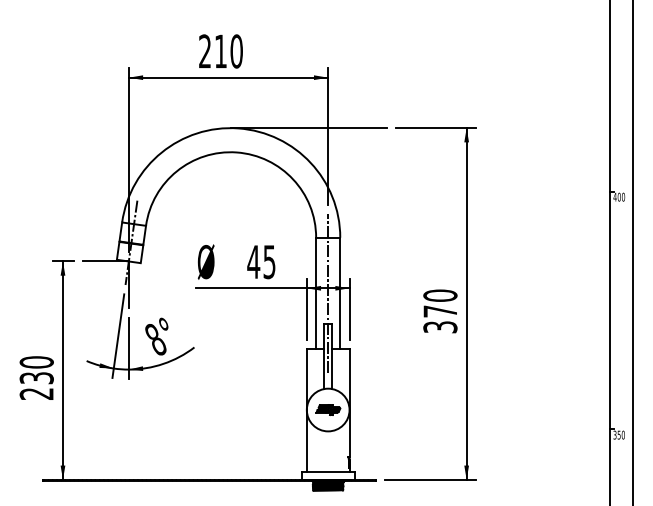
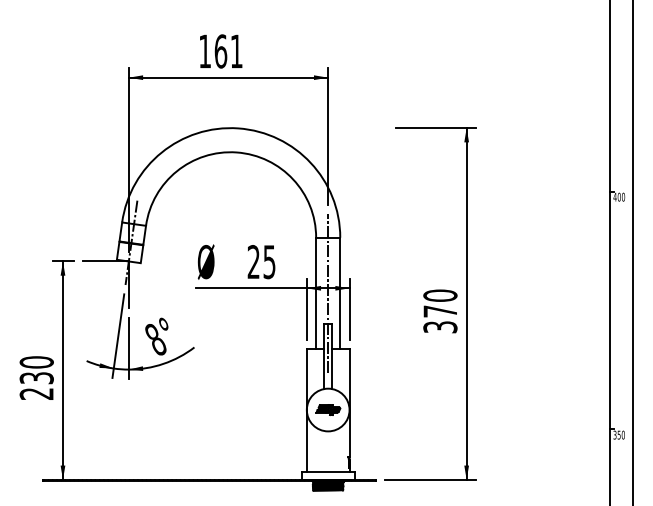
text: 210 -> 161 (220, 51)
line: present -> none (308, 128)
text: 45 -> 25 (253, 261)
